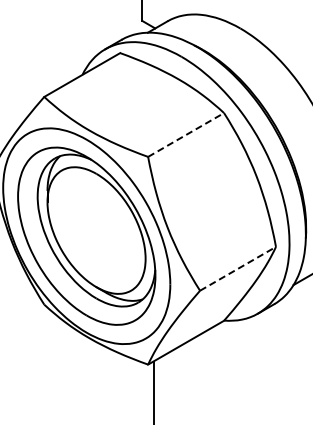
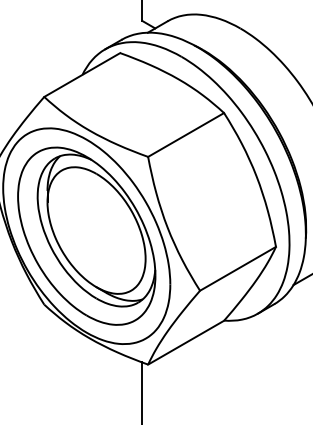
line: dashed -> solid (186, 134)
line: dashed -> solid (238, 268)
line position: (154, 391) -> (142, 391) (142, 391)
